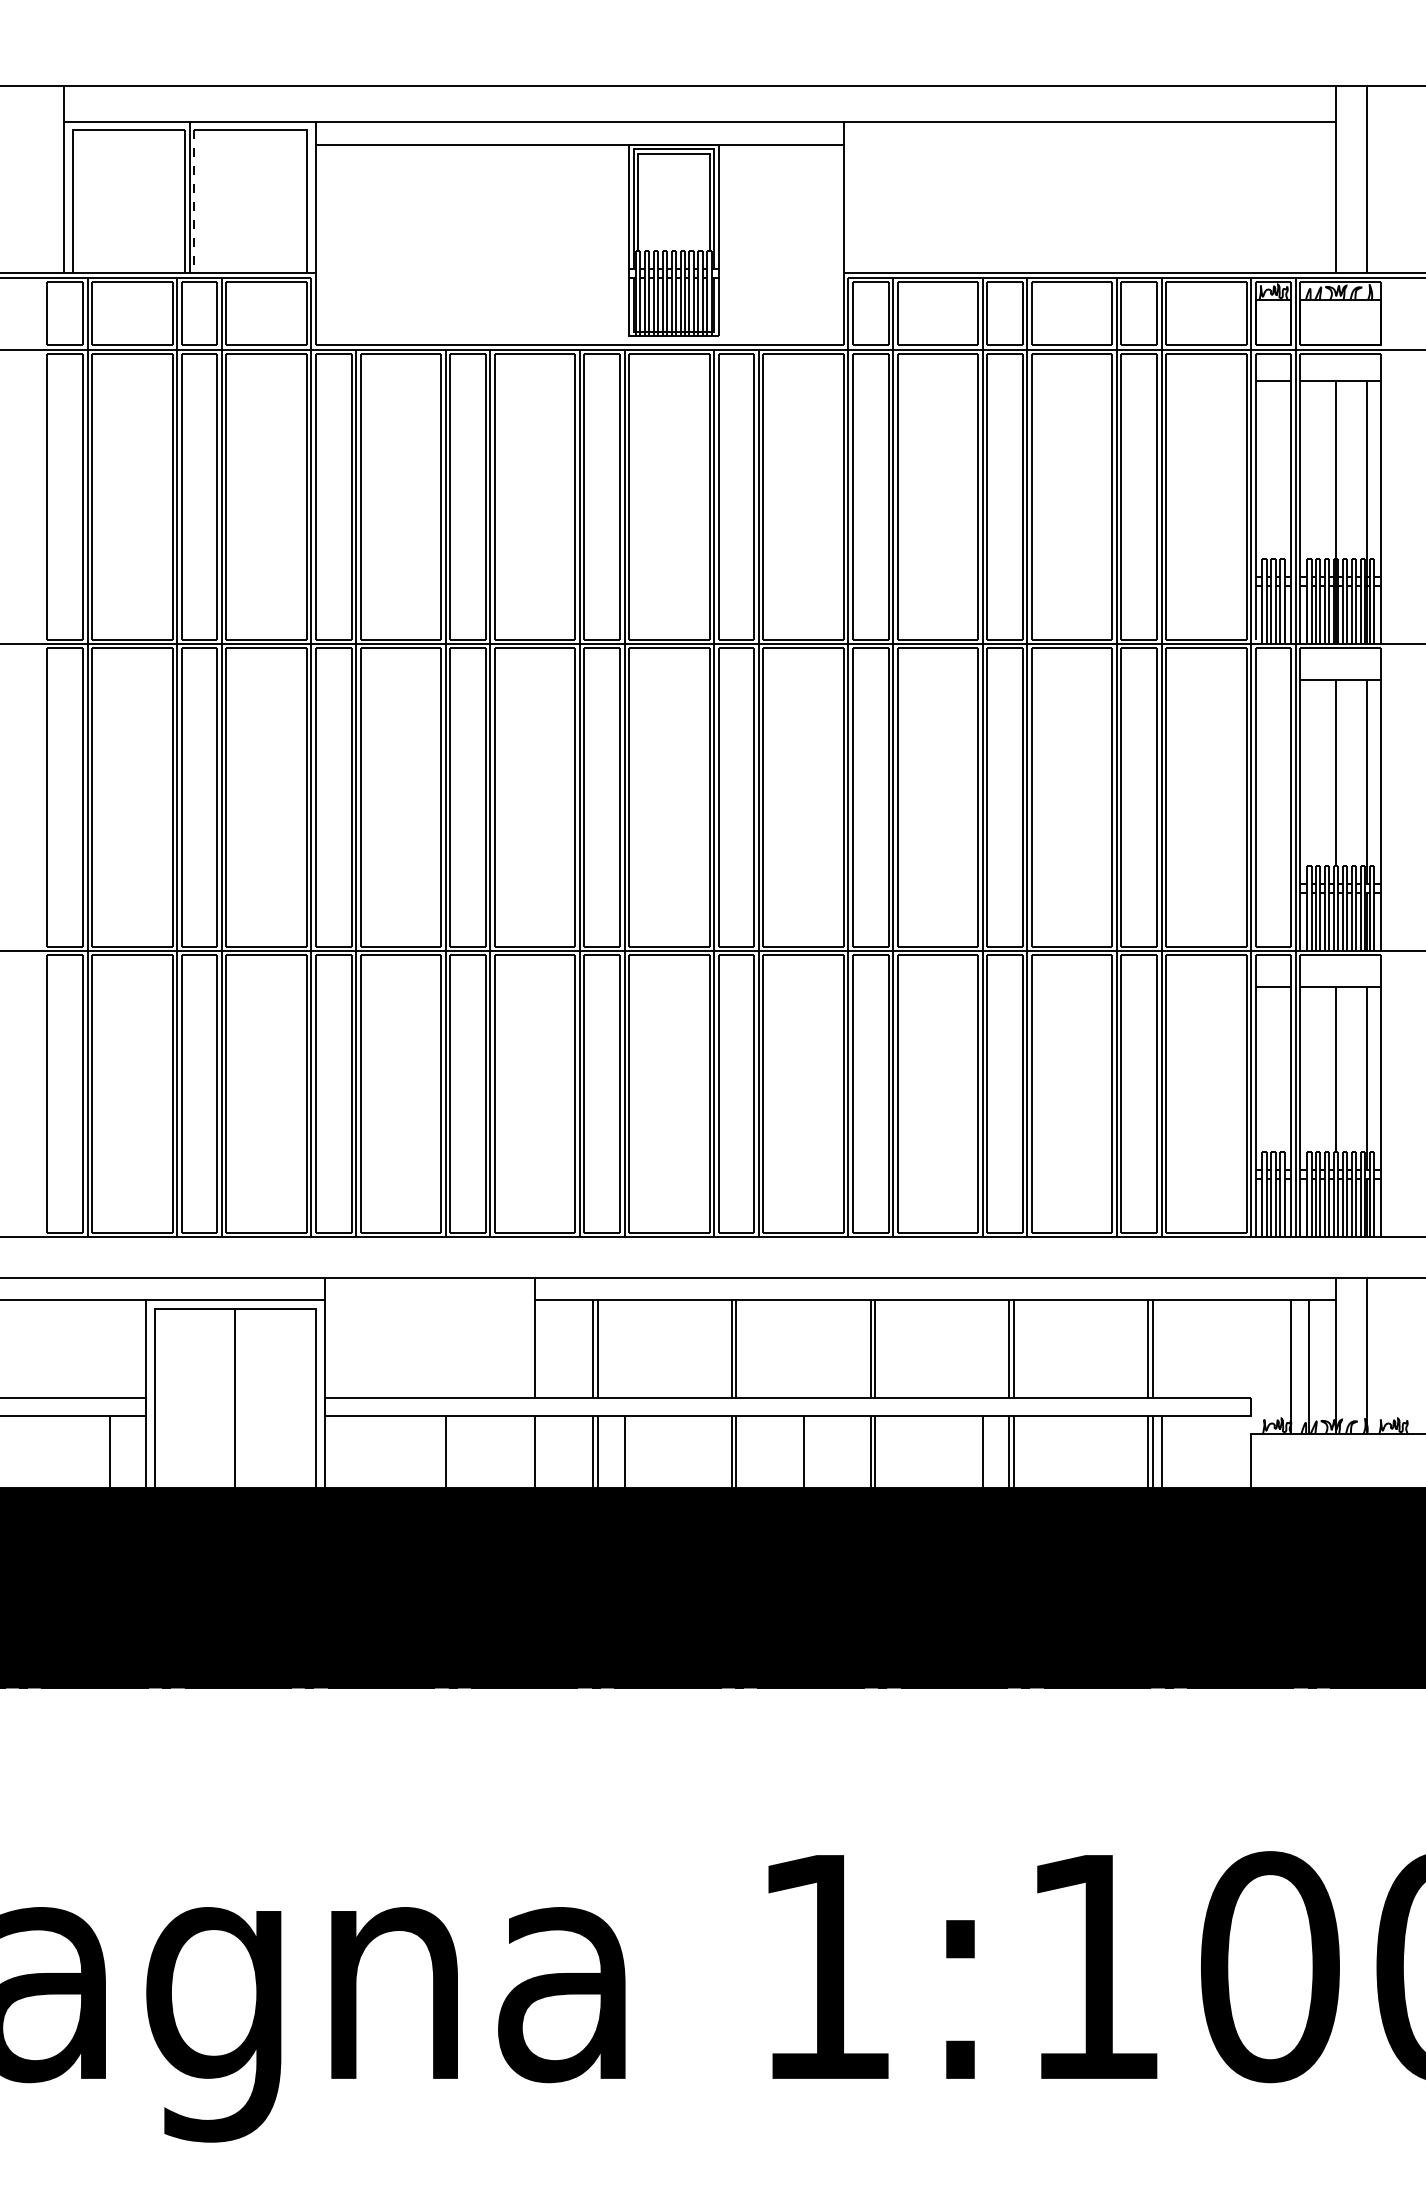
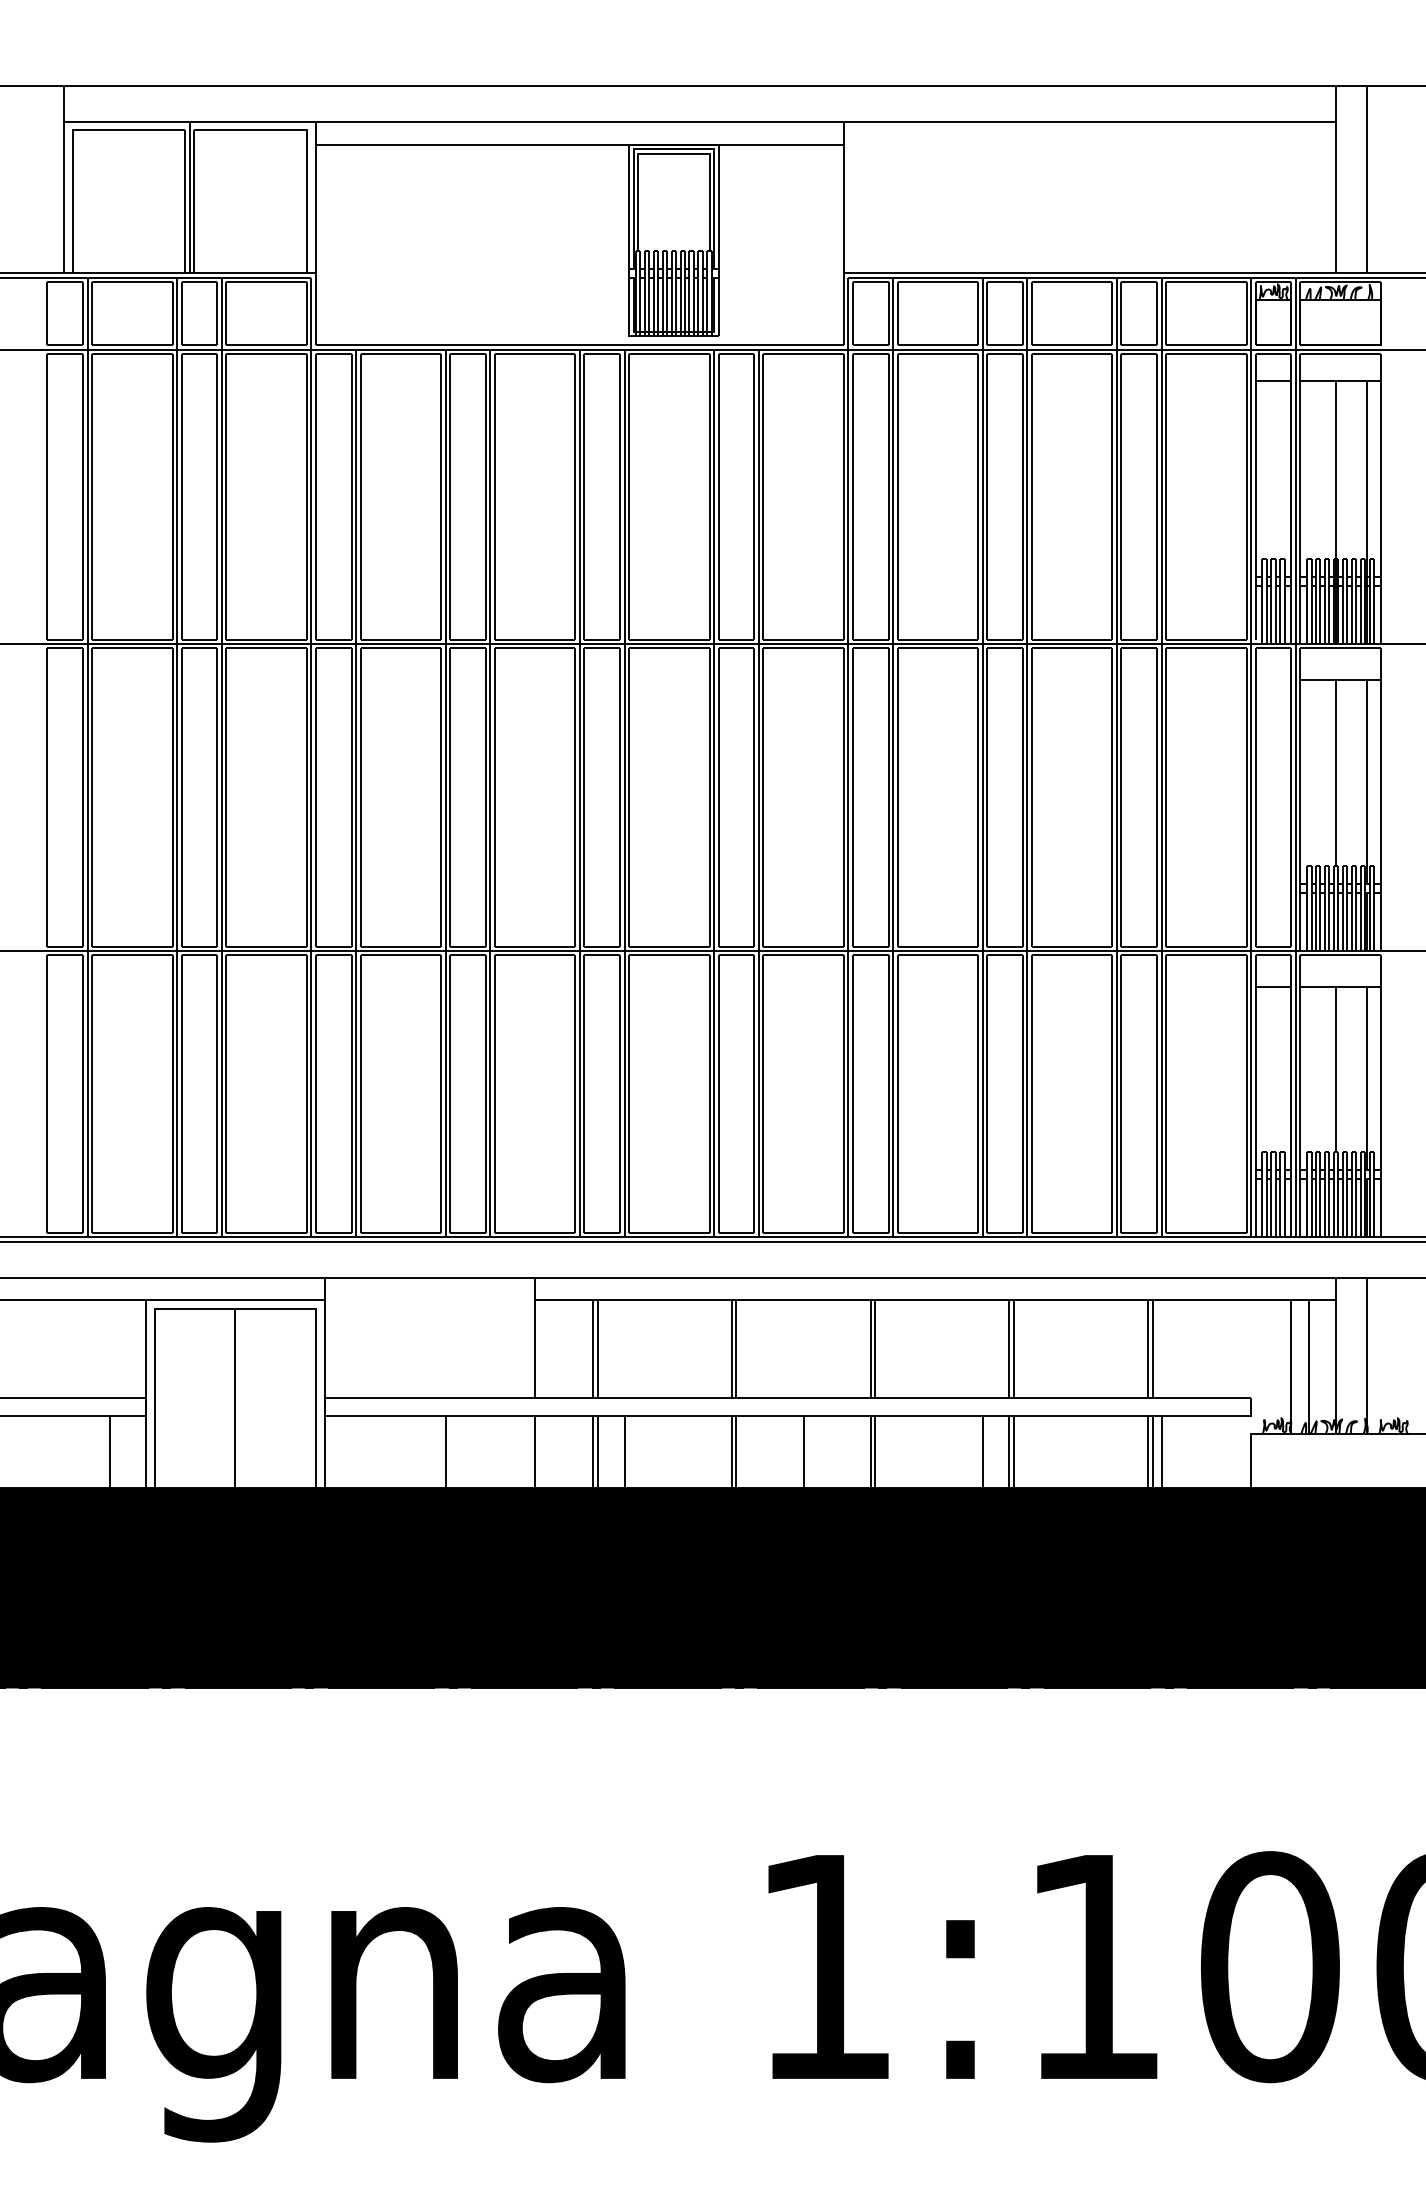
line: dashed -> solid (194, 201)
line: none -> present (712, 1241)
